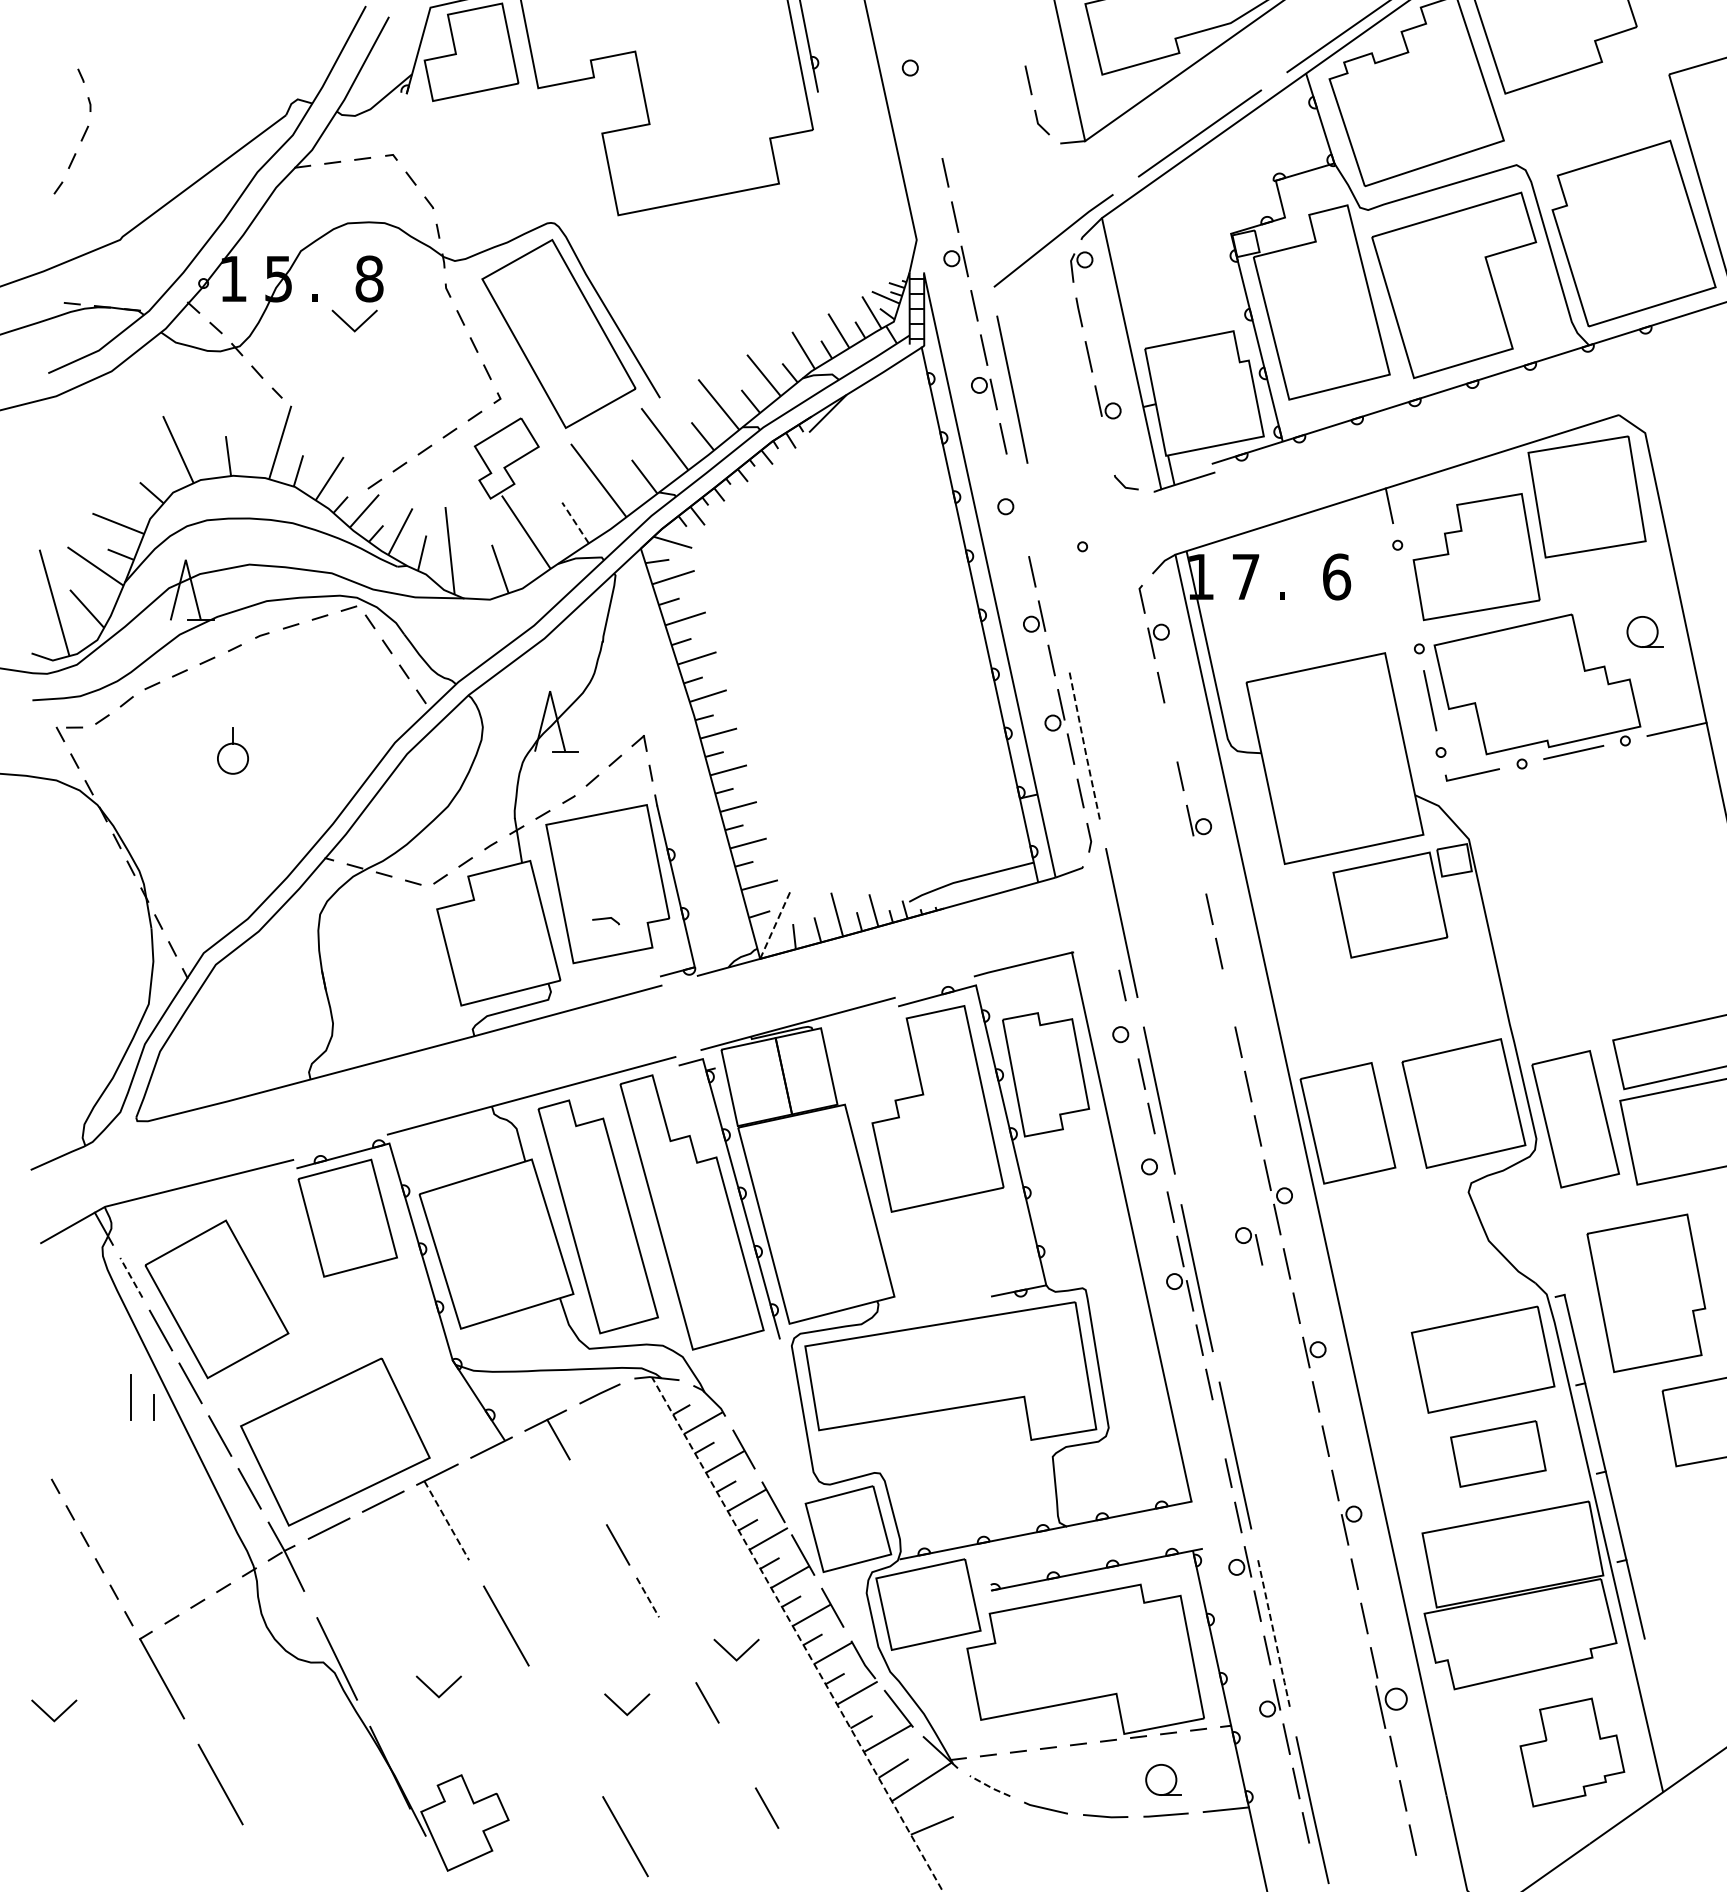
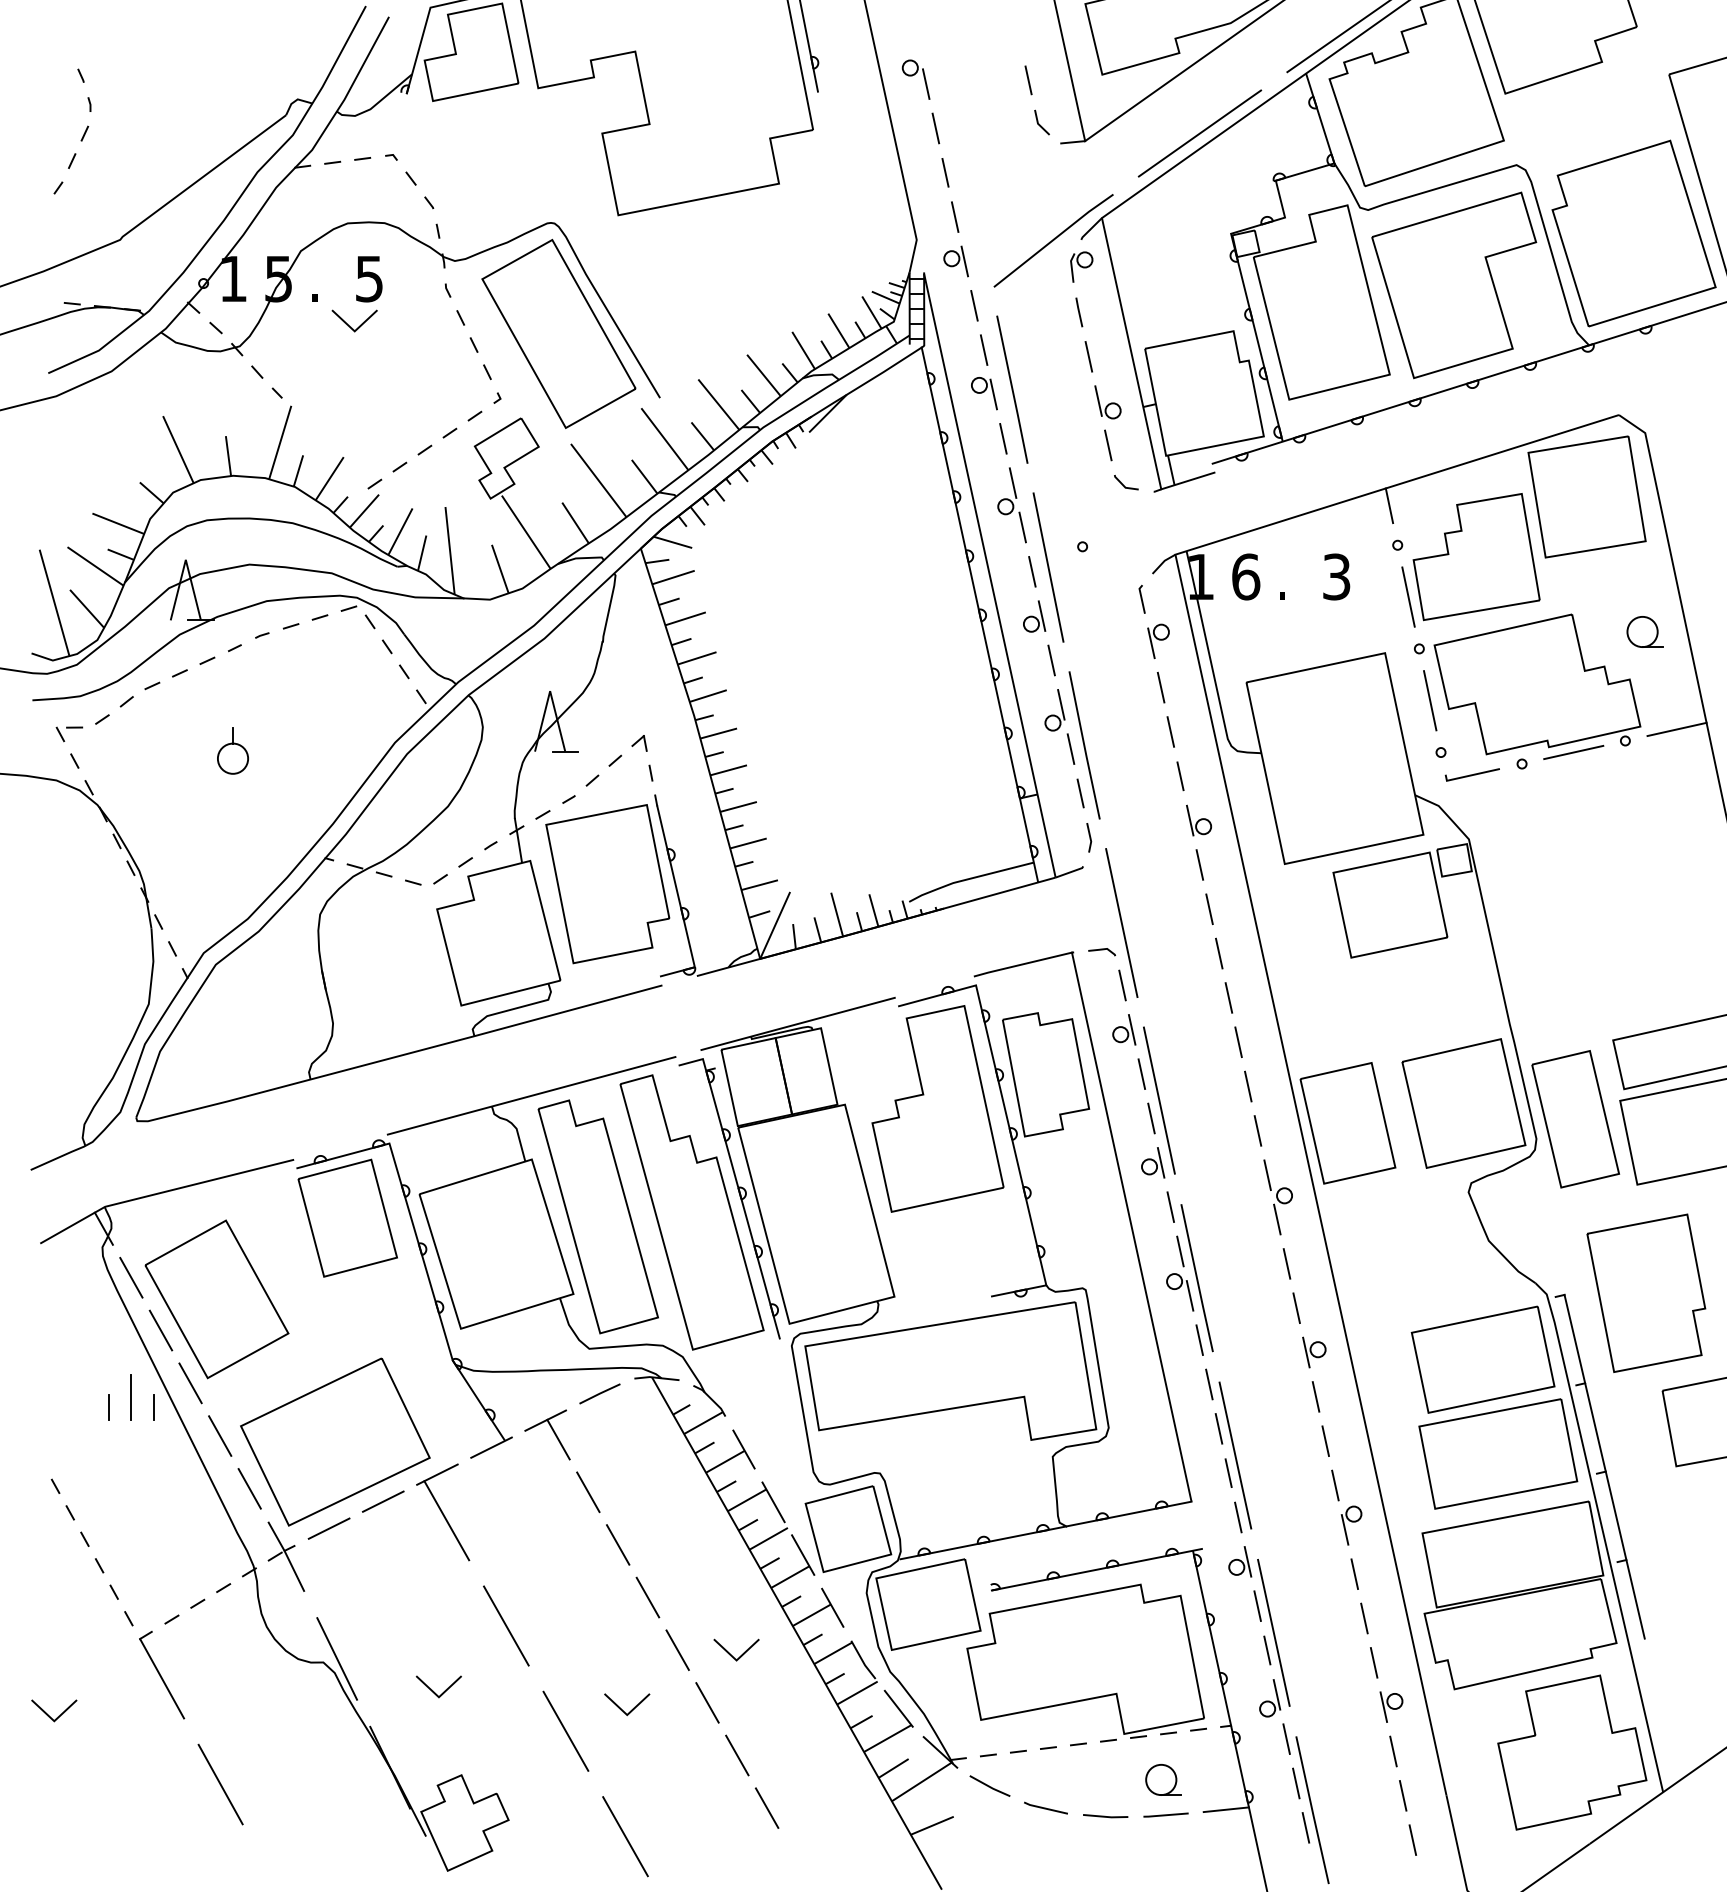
line: none -> present (926, 83)
line: none -> present (935, 128)
text: 8 -> 5 (369, 278)
line: none -> present (1108, 445)
line: none -> present (1012, 482)
line: dashed -> solid (575, 522)
line: none -> present (1022, 527)
line: none -> present (1048, 567)
text: 7 -> 6 (1246, 576)
text: 6 -> 3 (1337, 576)
line: none -> present (1408, 596)
line: none -> present (1170, 731)
line: dashed -> solid (1084, 745)
line: none -> present (1199, 864)
line position: (605, 919) -> (1101, 950) (1101, 950)
line: dashed -> solid (775, 925)
line: none -> present (1228, 997)
line: none -> present (1131, 1029)
line: none -> present (1160, 1162)
part: present -> none (1249, 1246)
line: dashed -> solid (131, 1277)
line: none -> present (108, 1407)
line: none -> present (1218, 1428)
part size: 97x68 px -> 161x112 px (1498, 1453)
line: none -> present (588, 1492)
line: dashed -> solid (447, 1521)
line: dashed -> solid (647, 1597)
line: dashed -> solid (1273, 1632)
line: dashed -> solid (796, 1633)
line: none -> present (677, 1649)
part size: 33x44 px -> 25x32 px (1391, 1706)
line: none -> present (565, 1730)
part size: 107x111 px -> 151x157 px (1572, 1752)
line: none -> present (737, 1755)
line: dashed -> solid (989, 1786)
